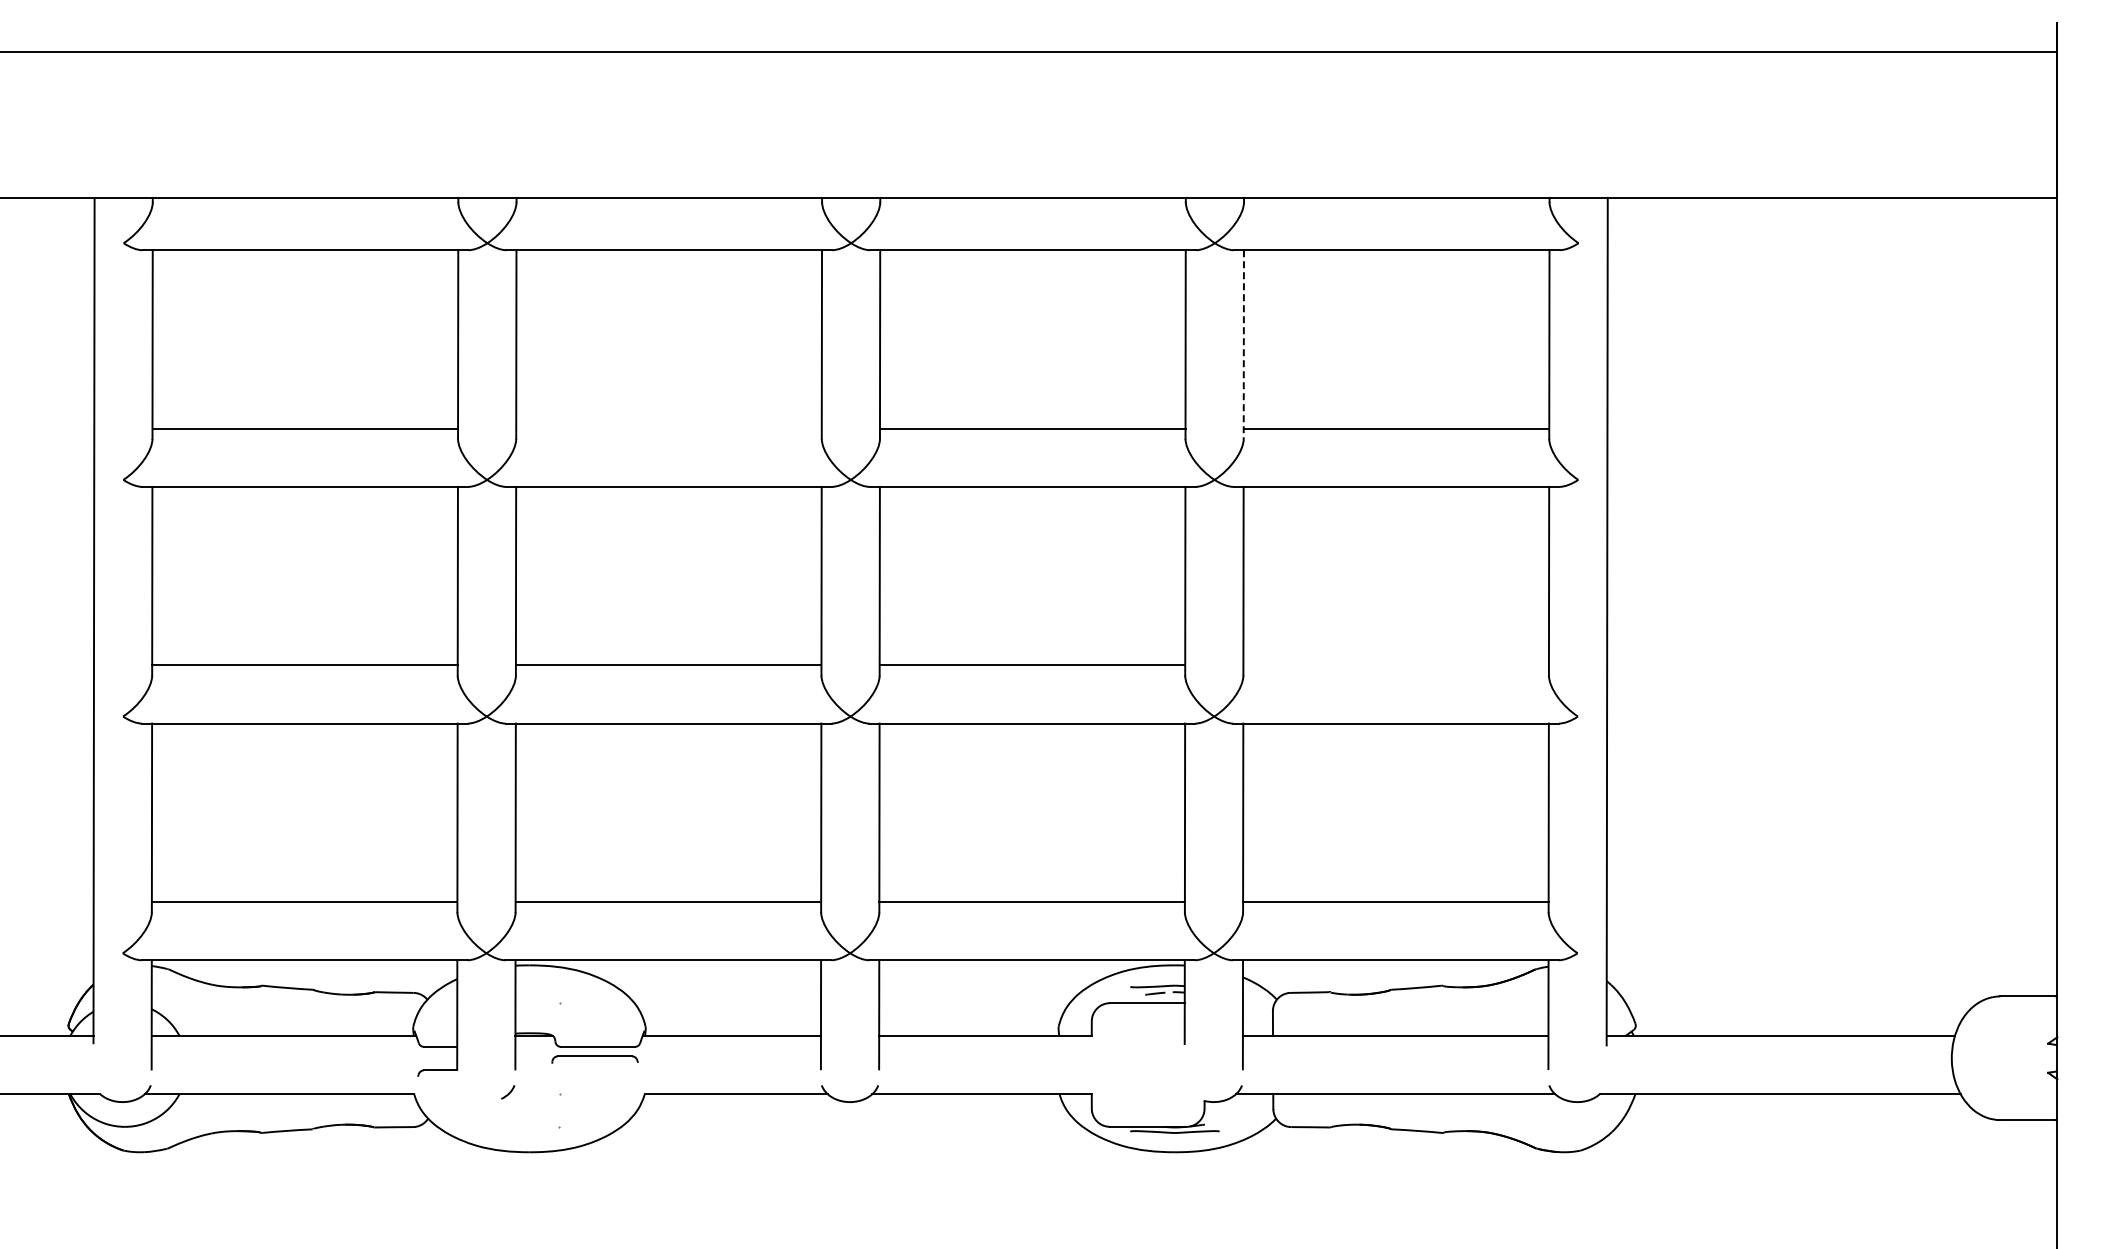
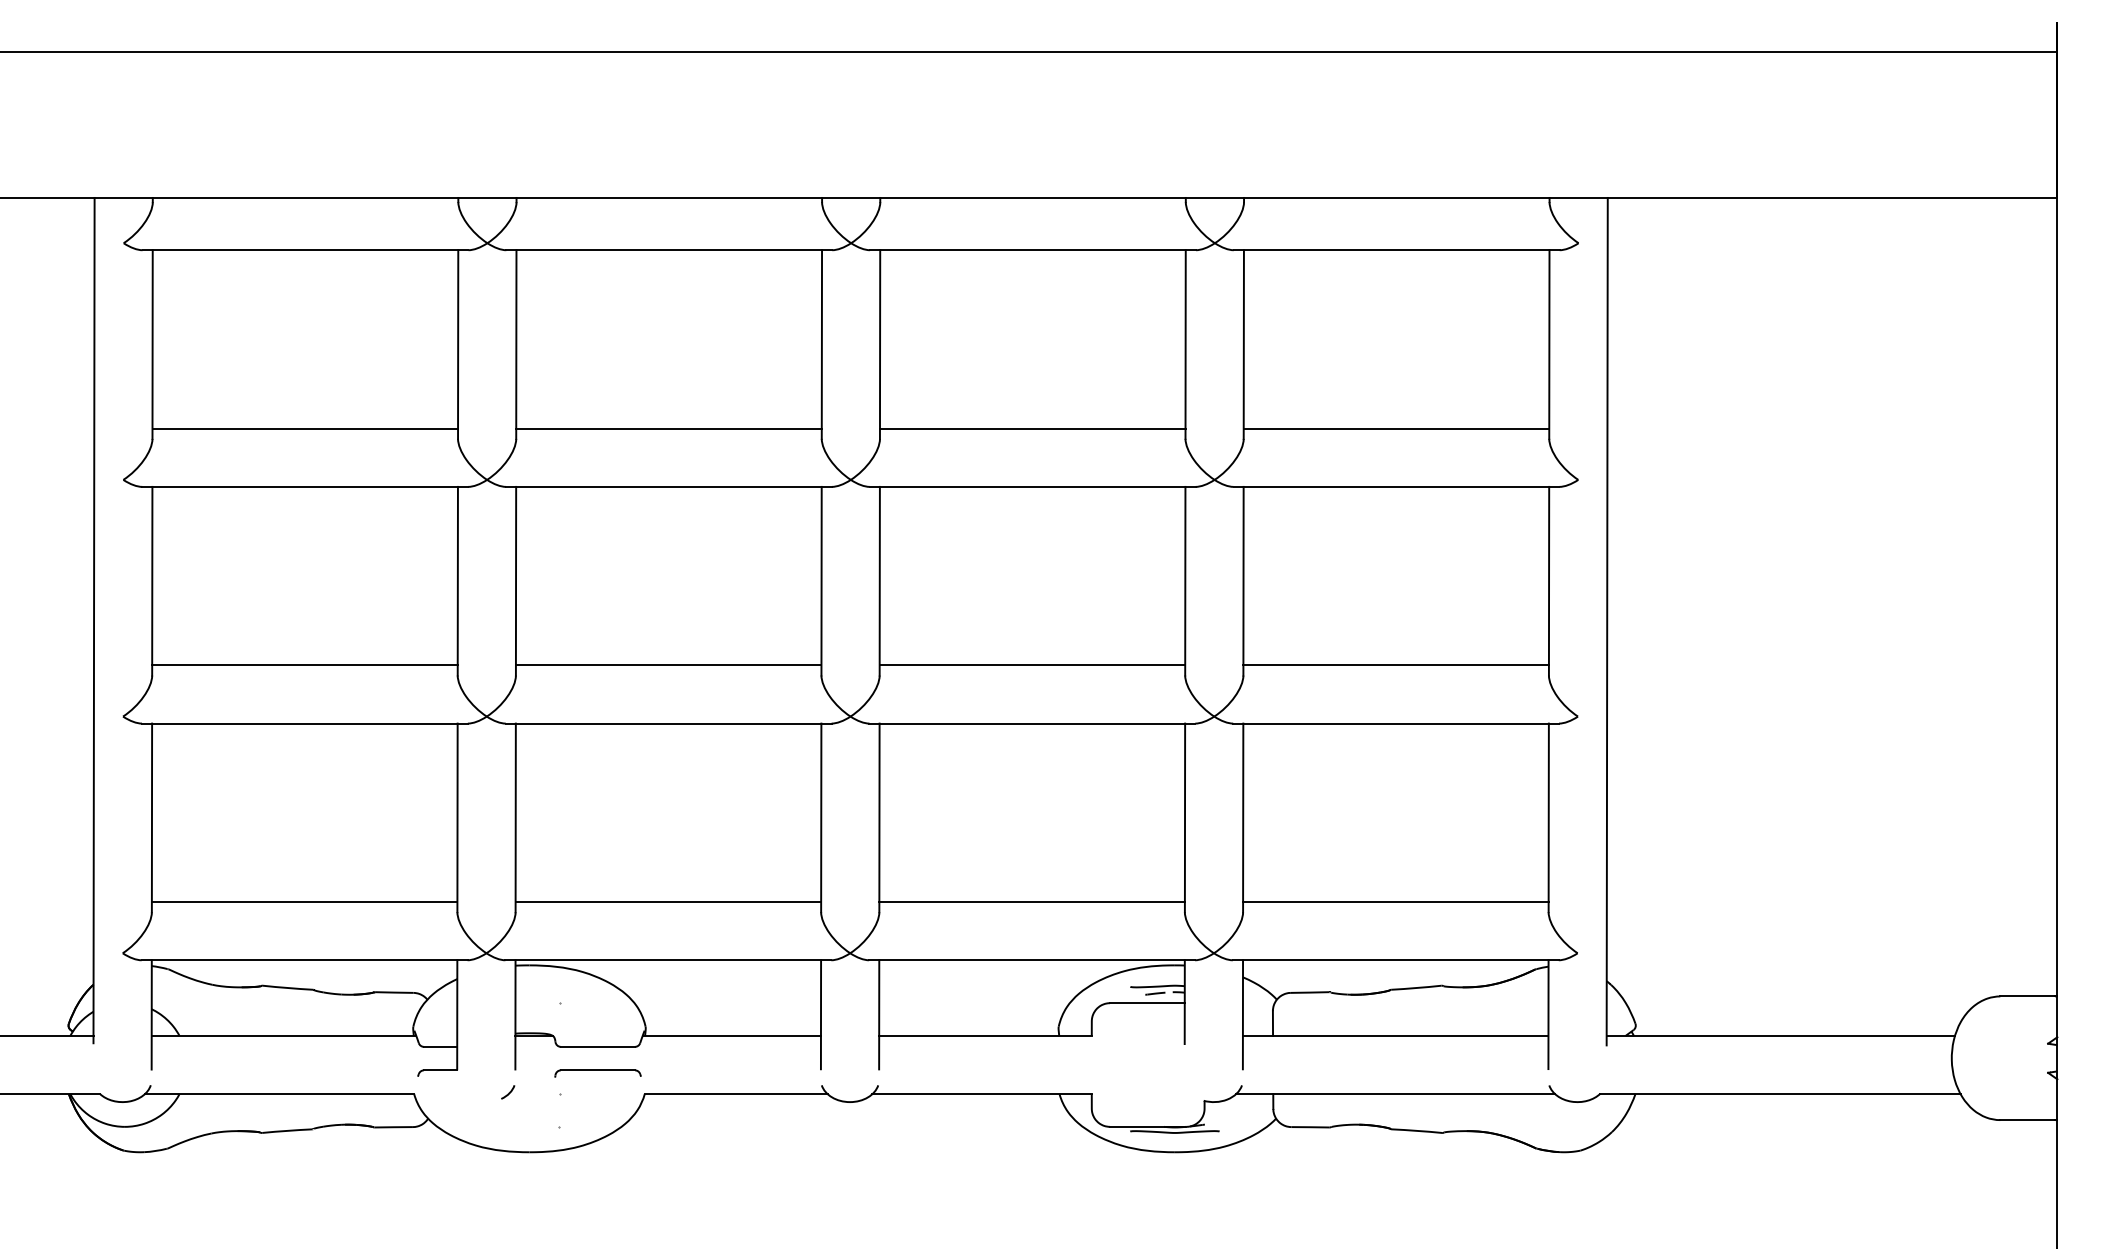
line: dashed -> solid (1243, 345)
line: none -> present (668, 428)
line: none -> present (1395, 665)
part position: (594, 1059) -> (597, 1073) (597, 1073)
